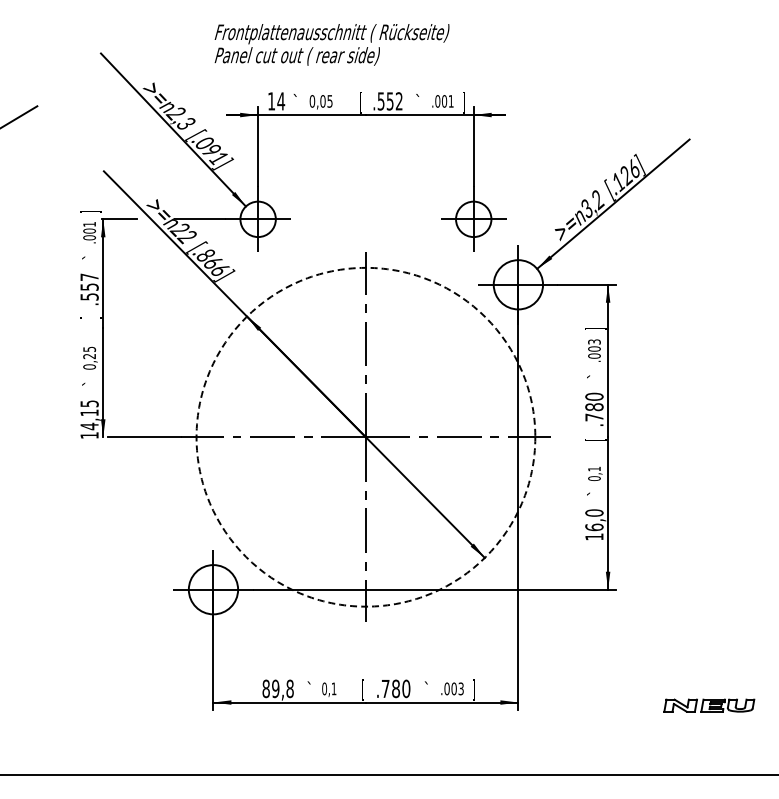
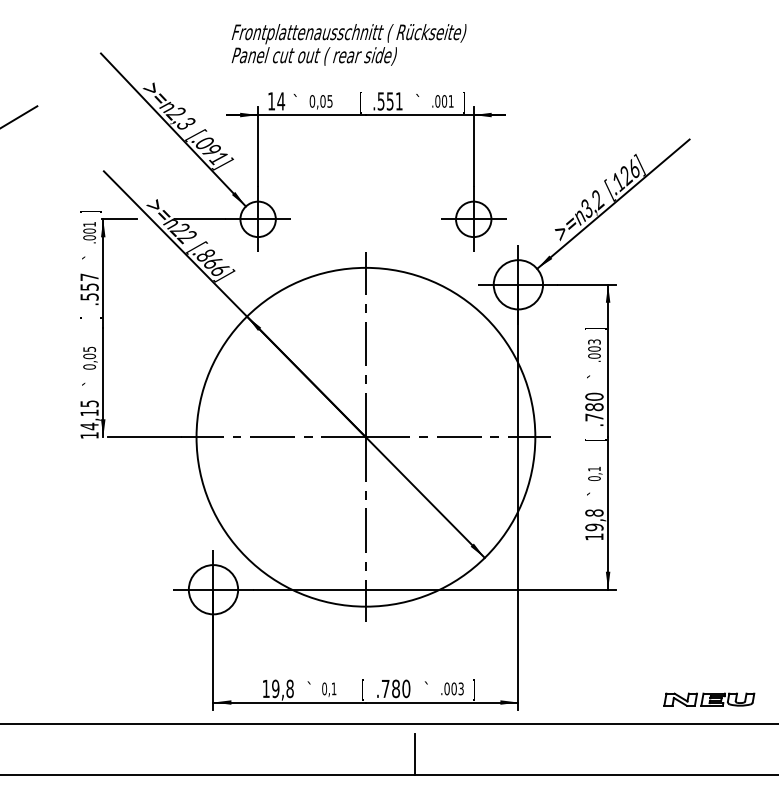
text position: (331, 44) -> (348, 44) (348, 44)
text: .552 -> .551 (398, 101)
text: 0,25 -> 0,05 (89, 356)
circle: dashed -> solid (365, 436)
text: 16,0 -> 19,8 (594, 520)
text: 89,8 -> 19,8 (265, 688)
part position: (709, 705) -> (709, 699) (709, 699)
line: none -> present (388, 723)
line: none -> present (415, 754)
